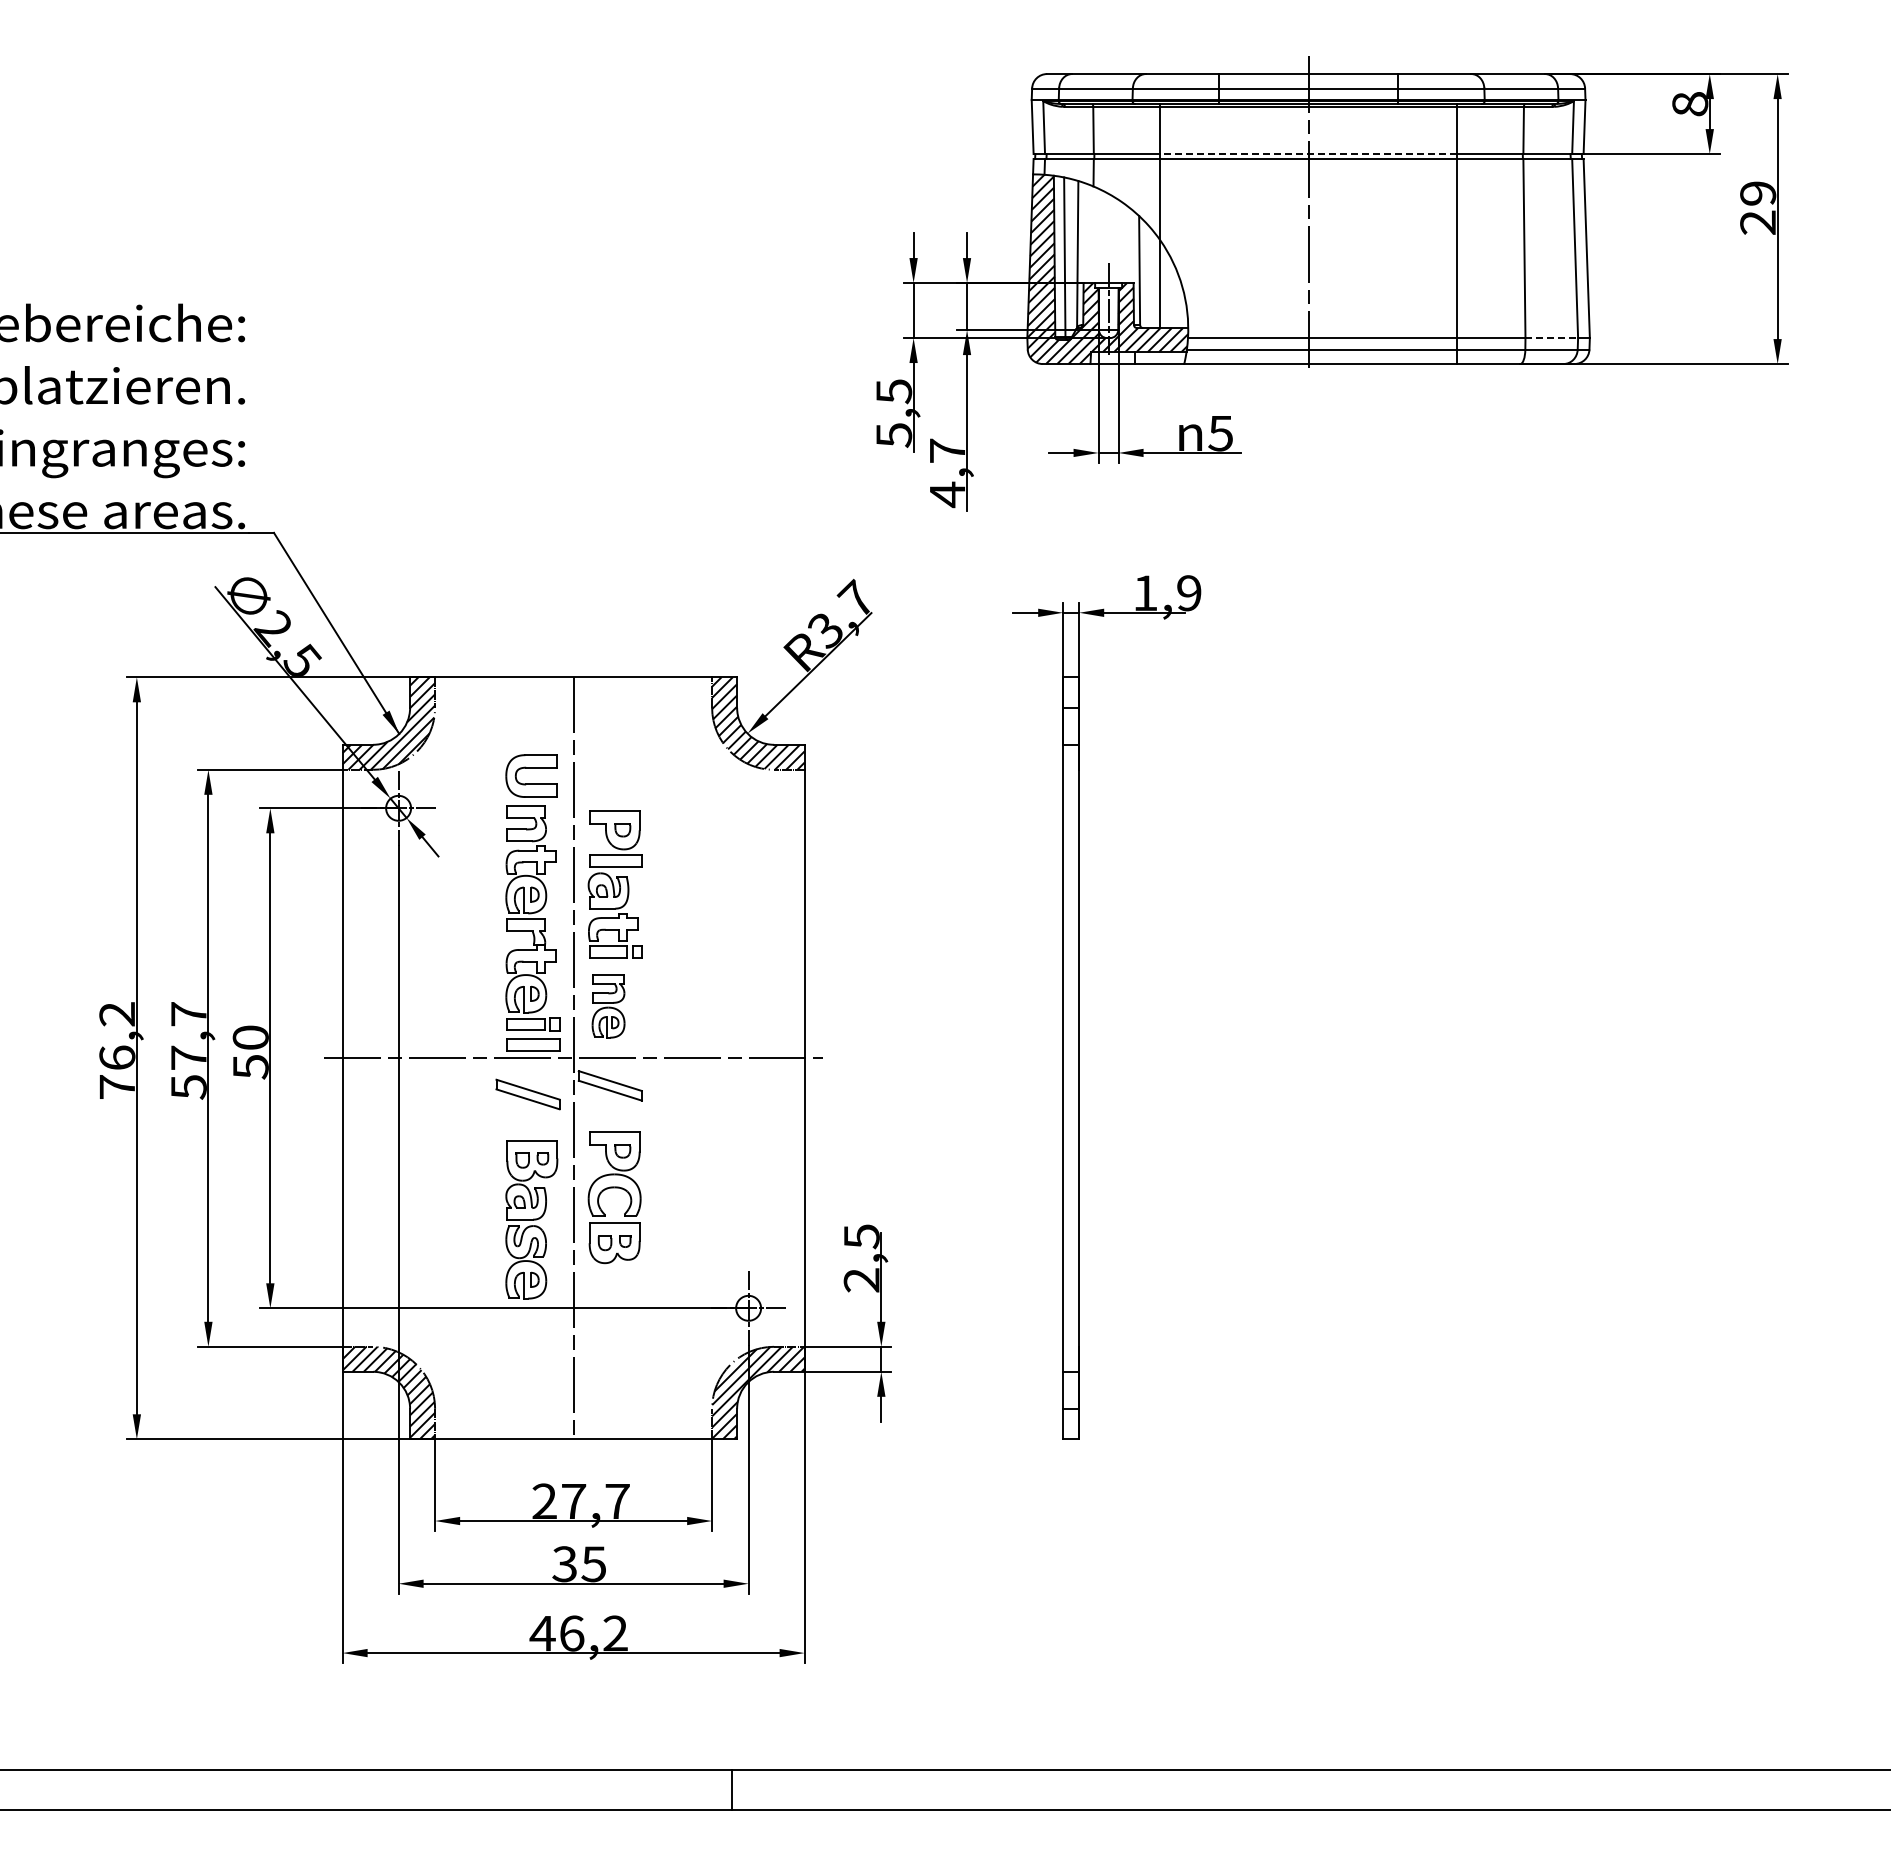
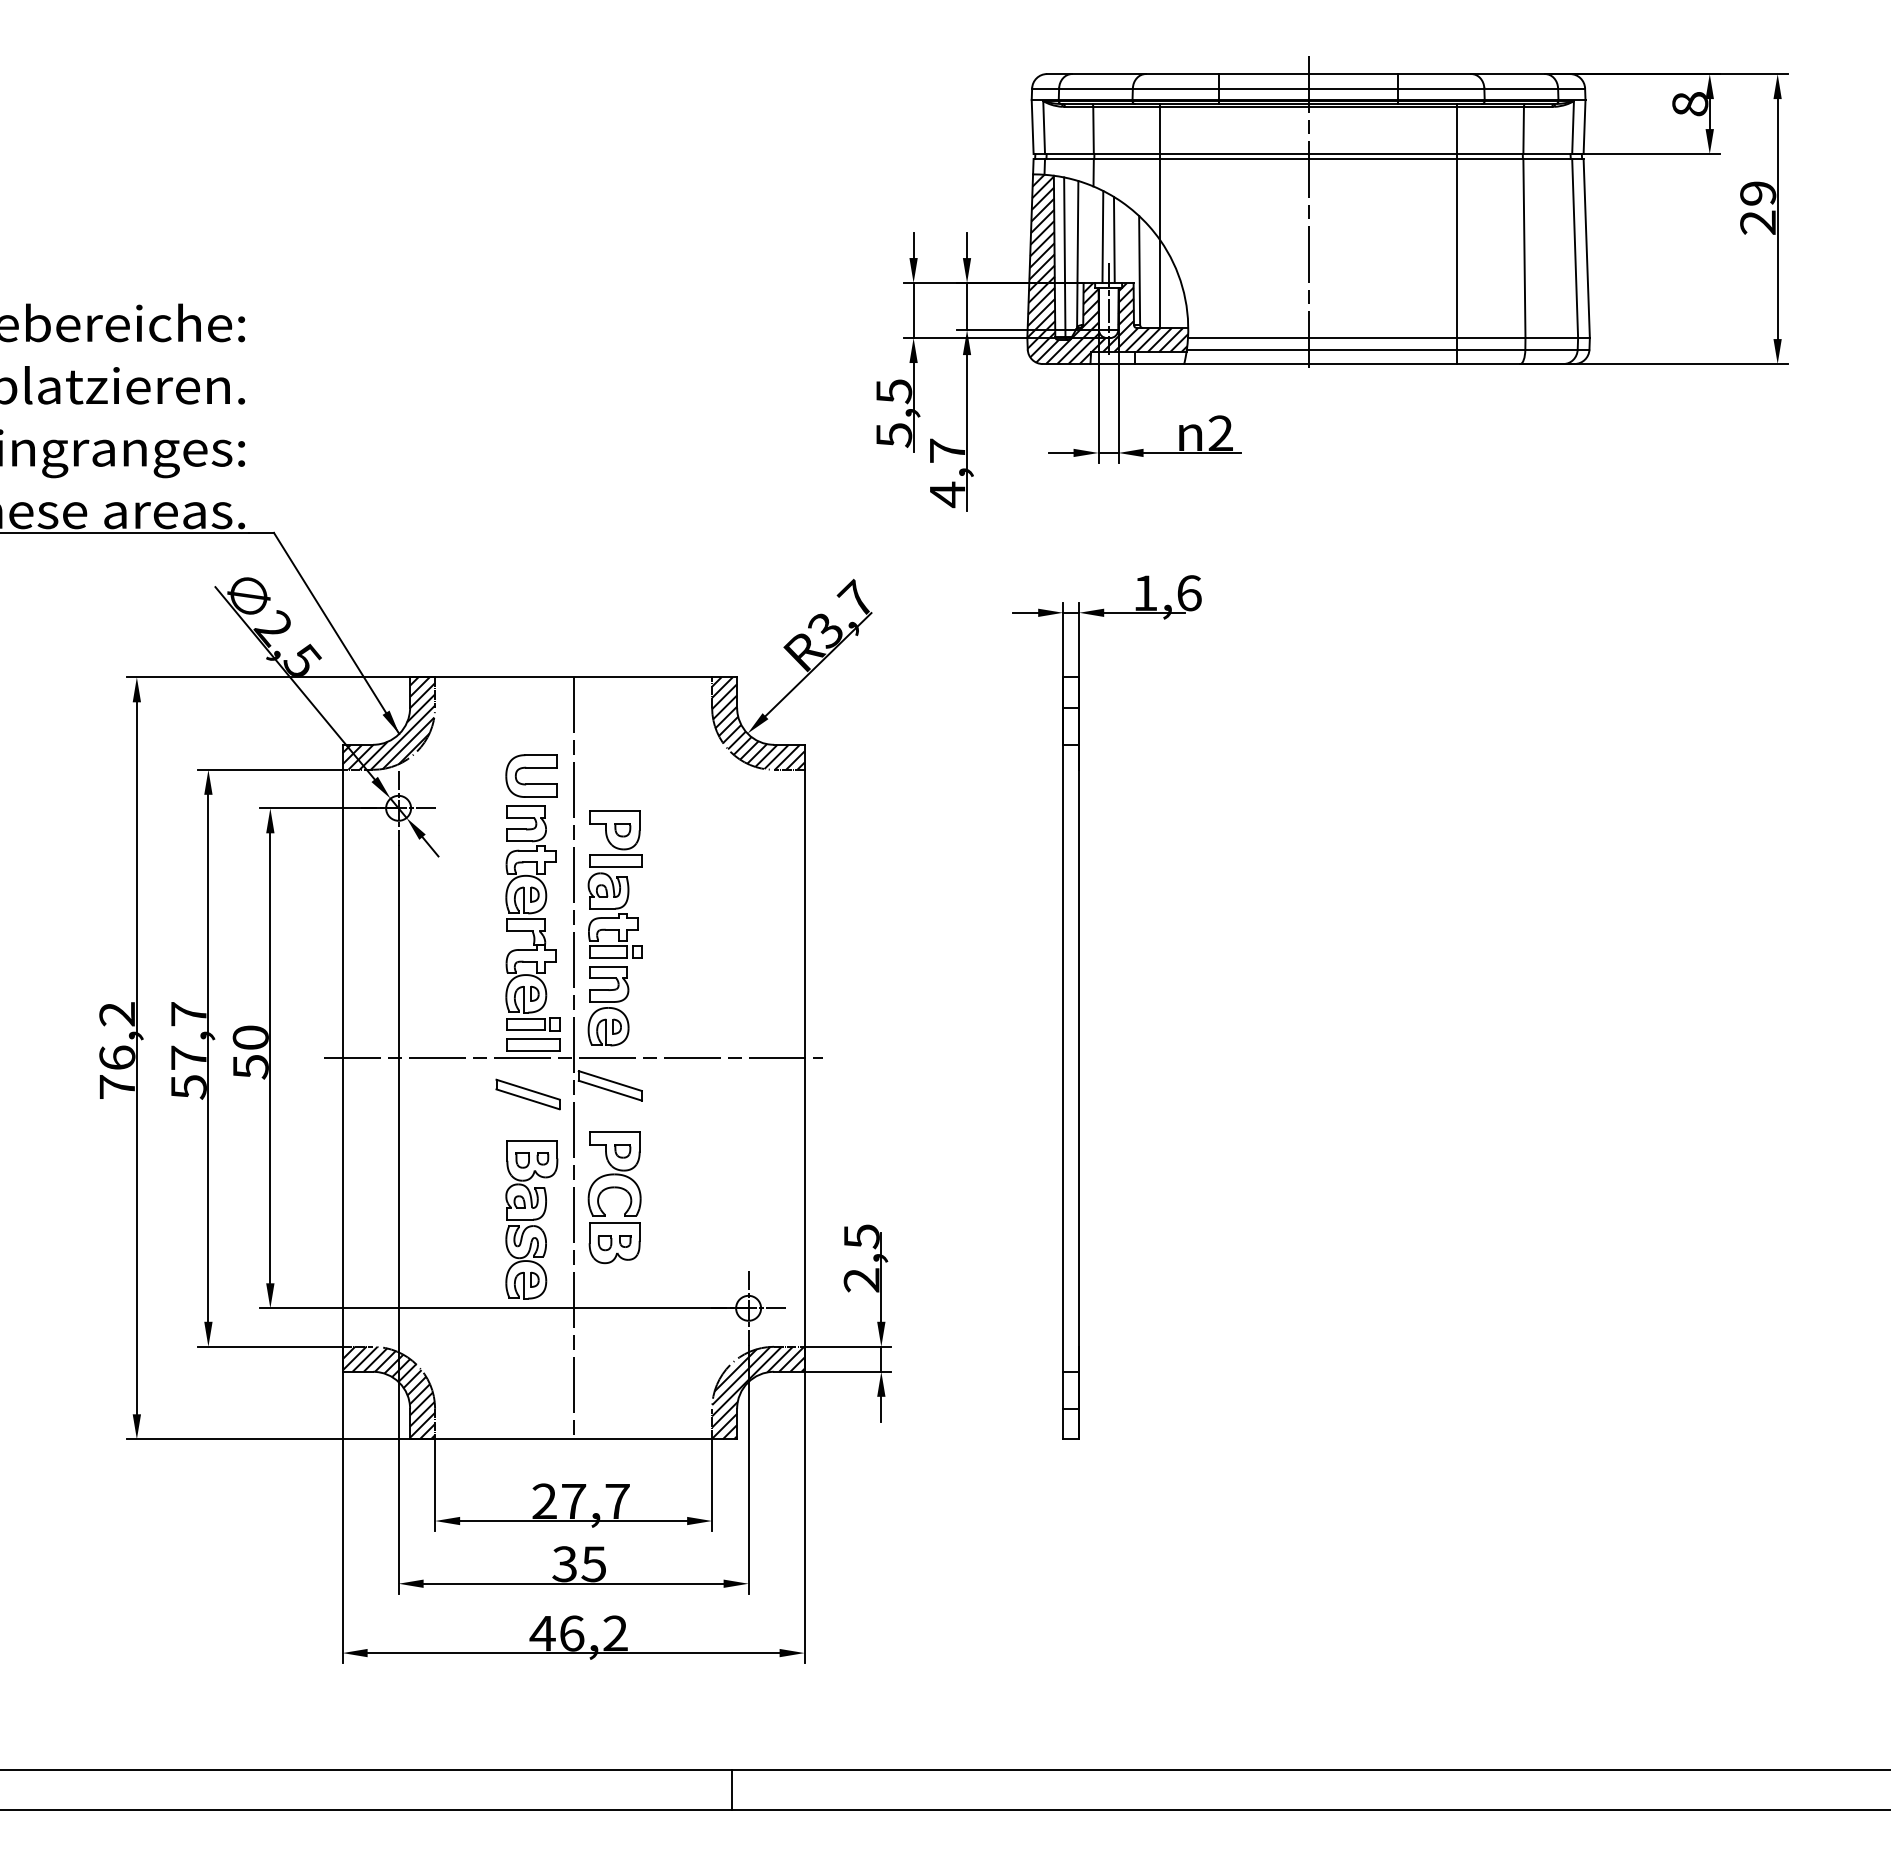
line: dashed -> solid (1308, 154)
line: none -> present (1102, 237)
line: none -> present (1113, 239)
line: dashed -> solid (1552, 338)
text: 5 -> 2 (1220, 433)
text: 1,9 -> 1,6 (1189, 593)
part size: 35x65 px -> 43x81 px (608, 1006)
